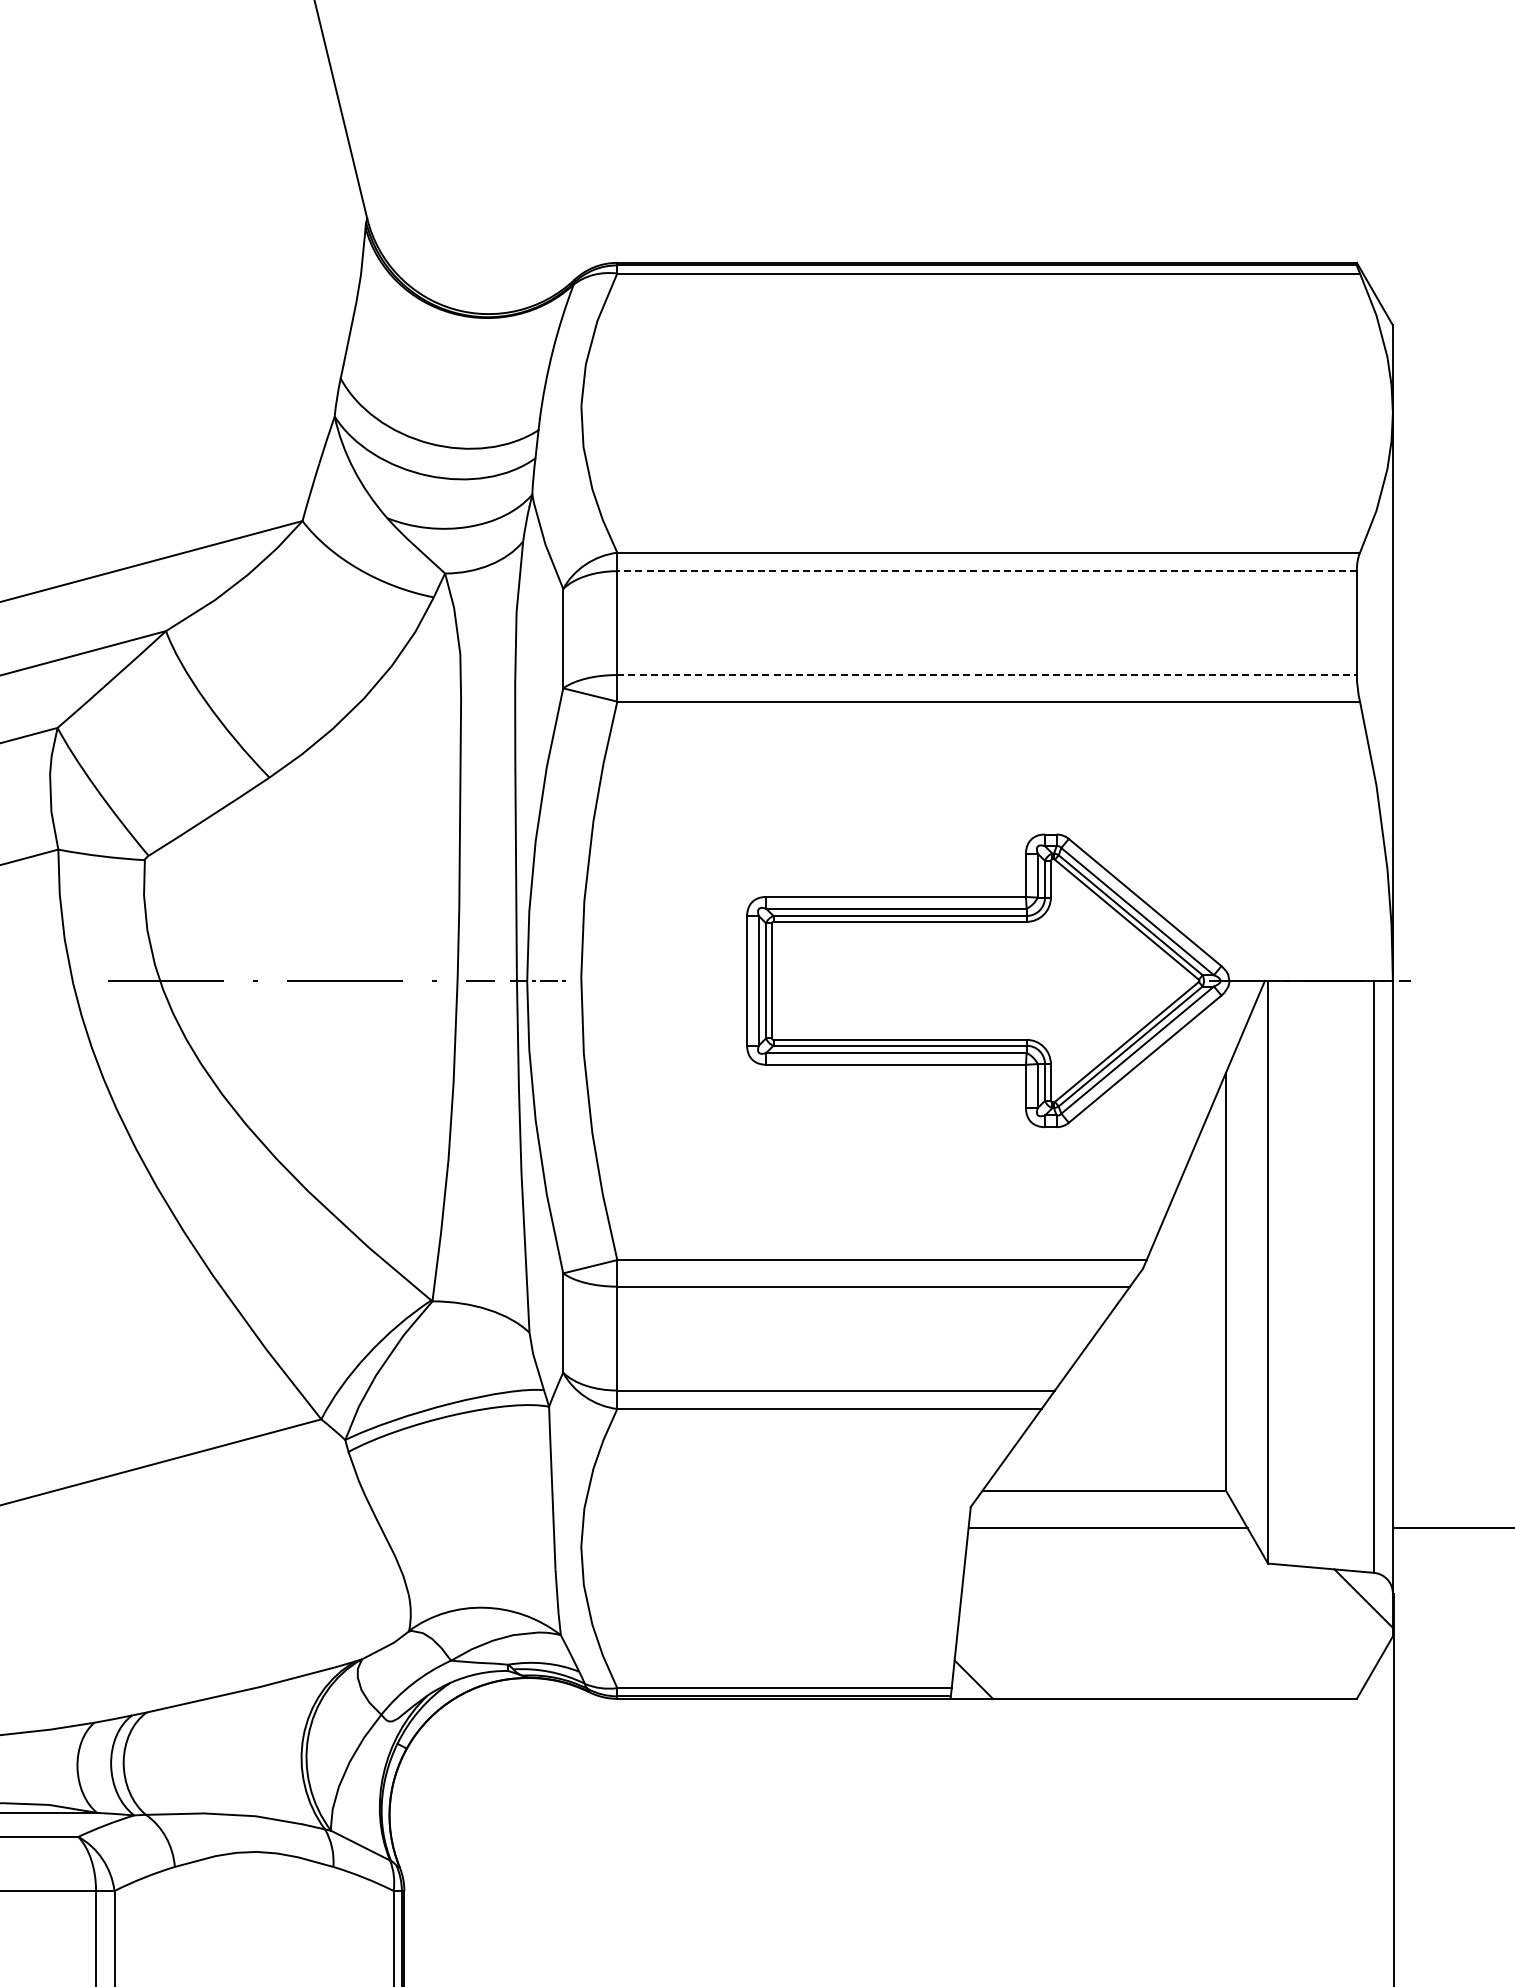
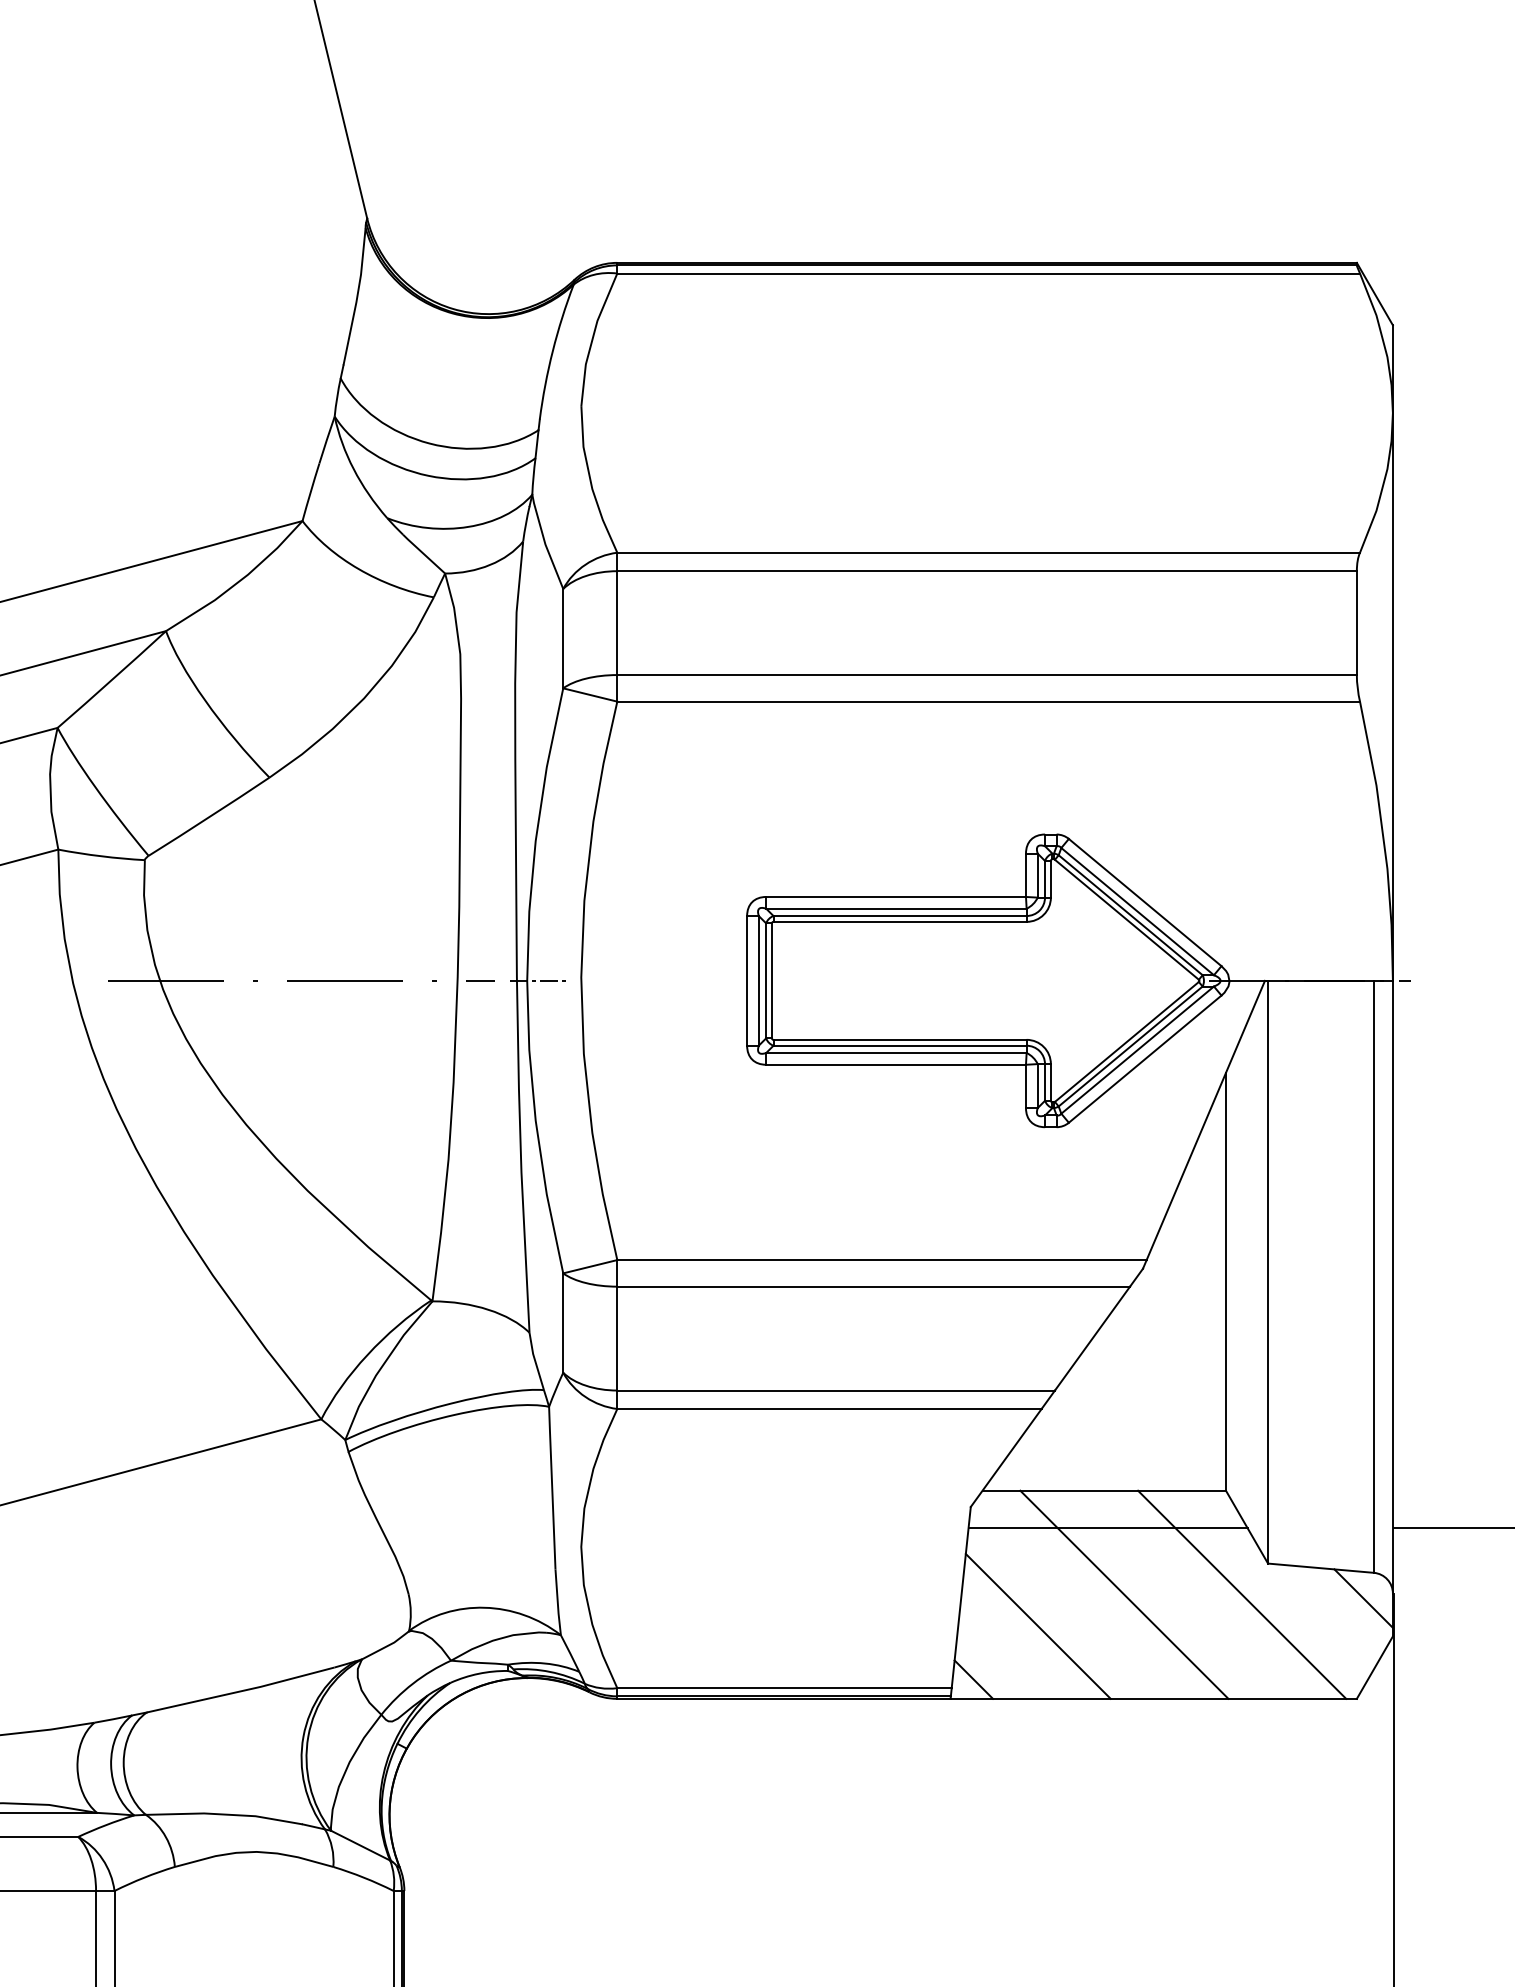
line: dashed -> solid (987, 571)
line: dashed -> solid (987, 675)
line: none -> present (1124, 1594)
line: none -> present (1242, 1594)
line: none -> present (1037, 1625)
